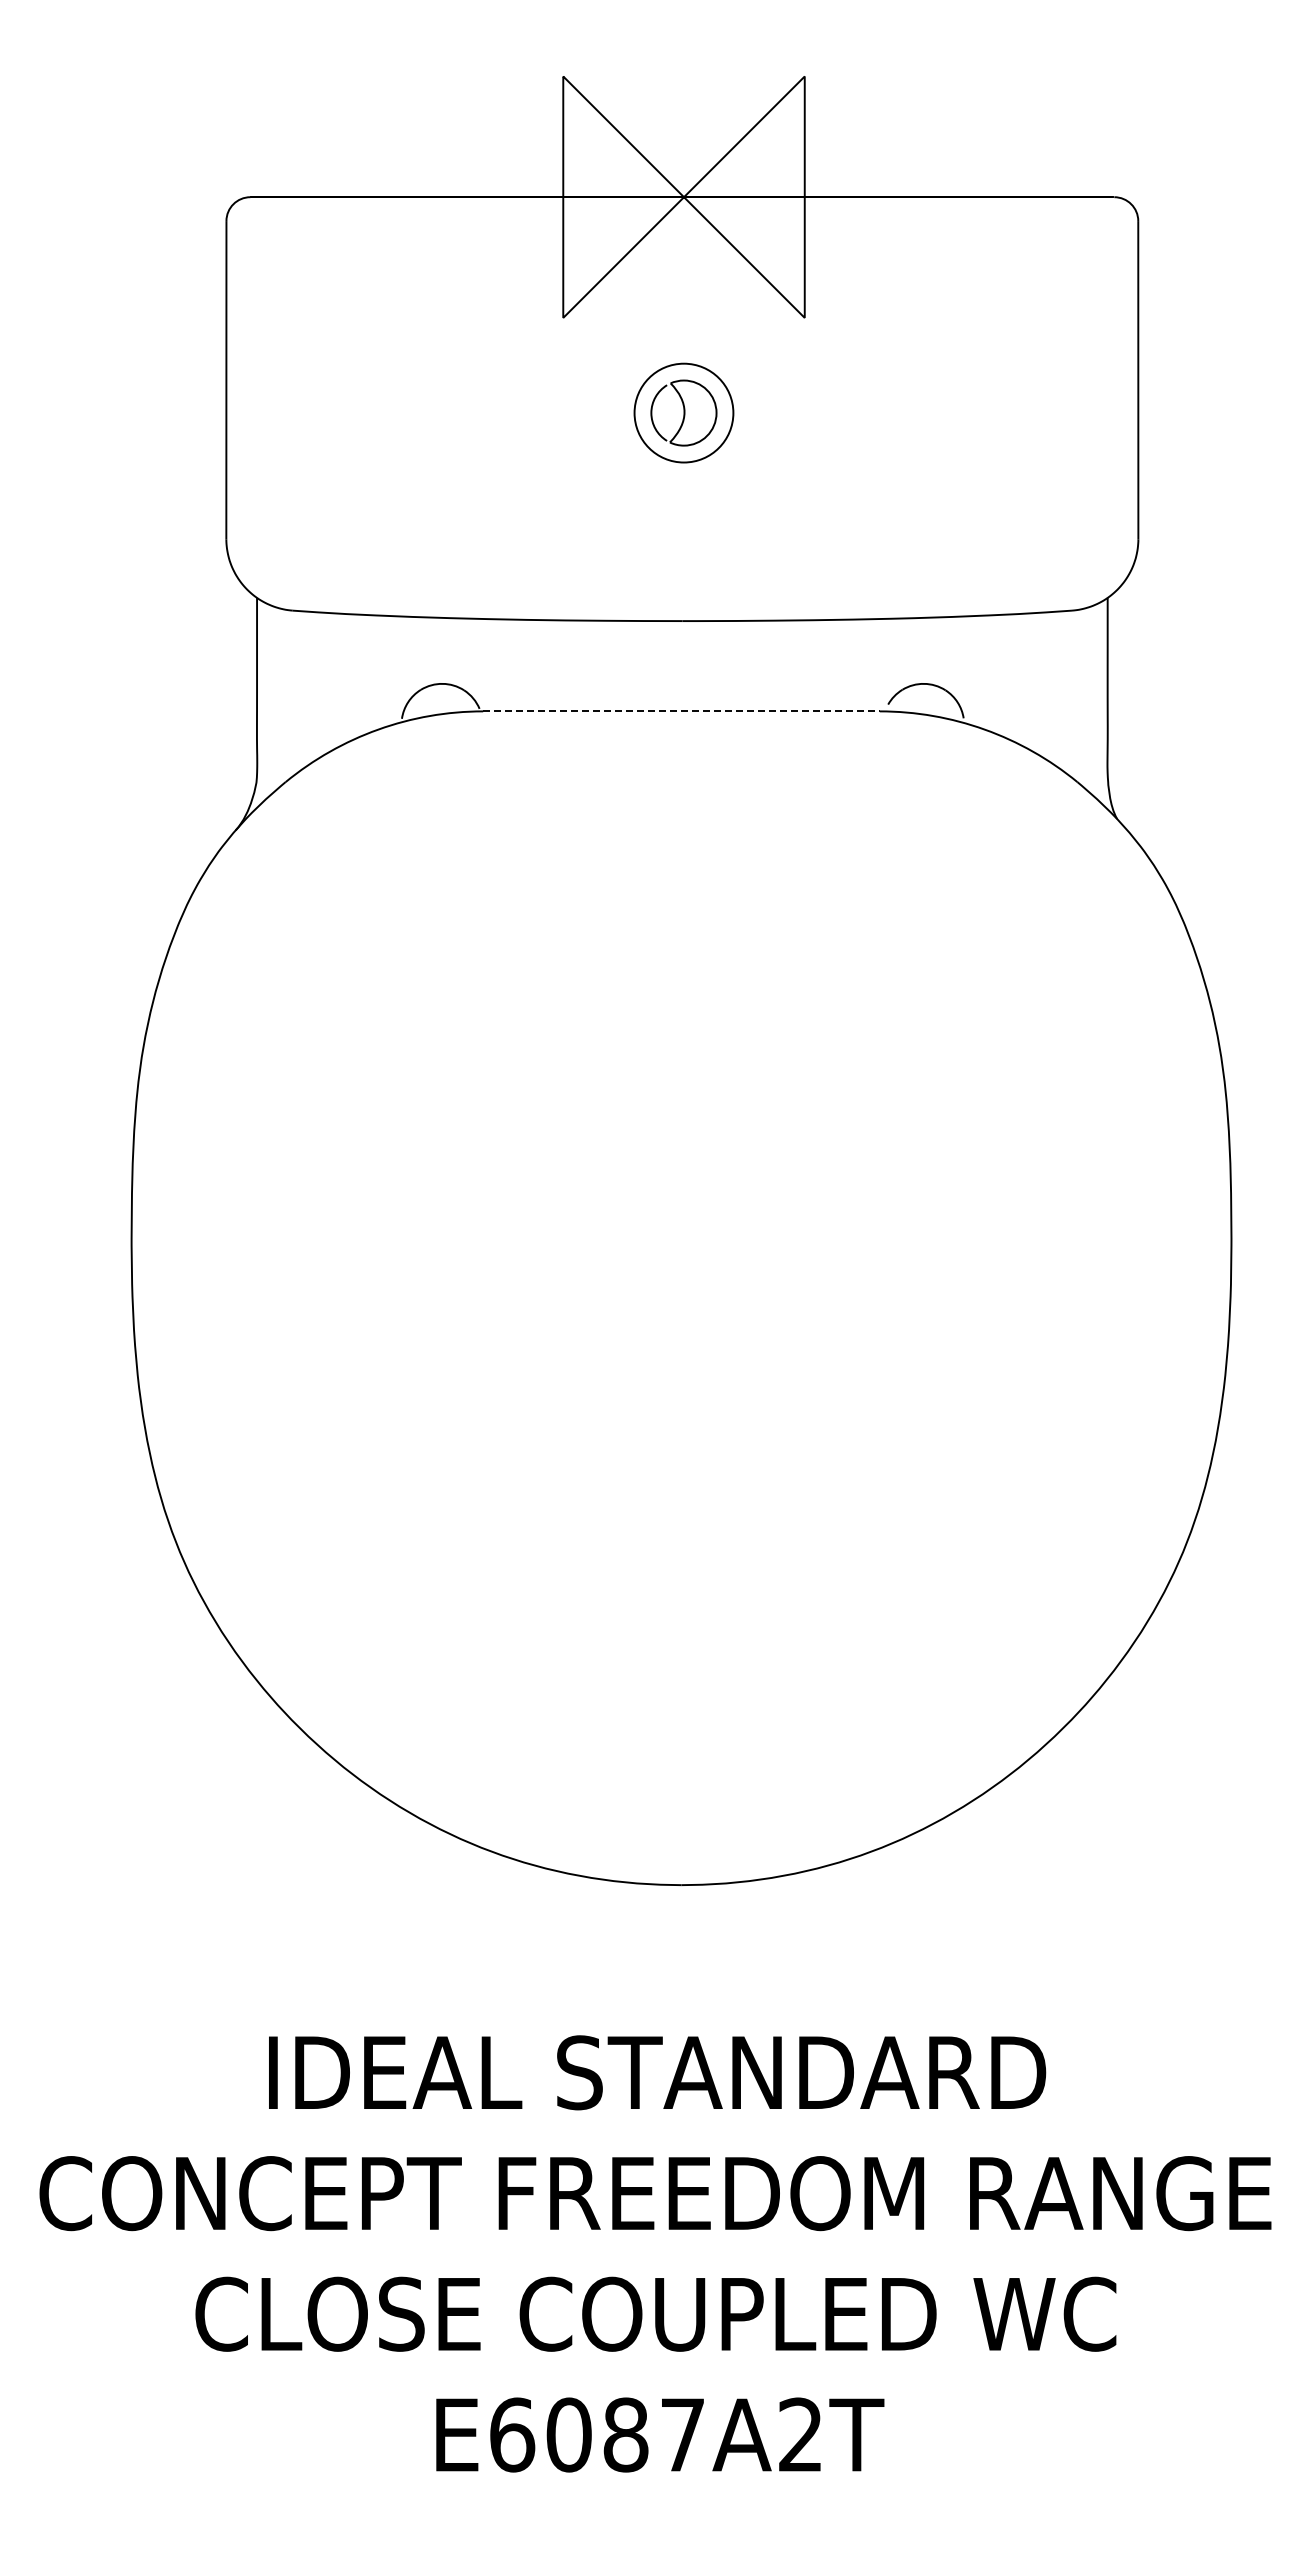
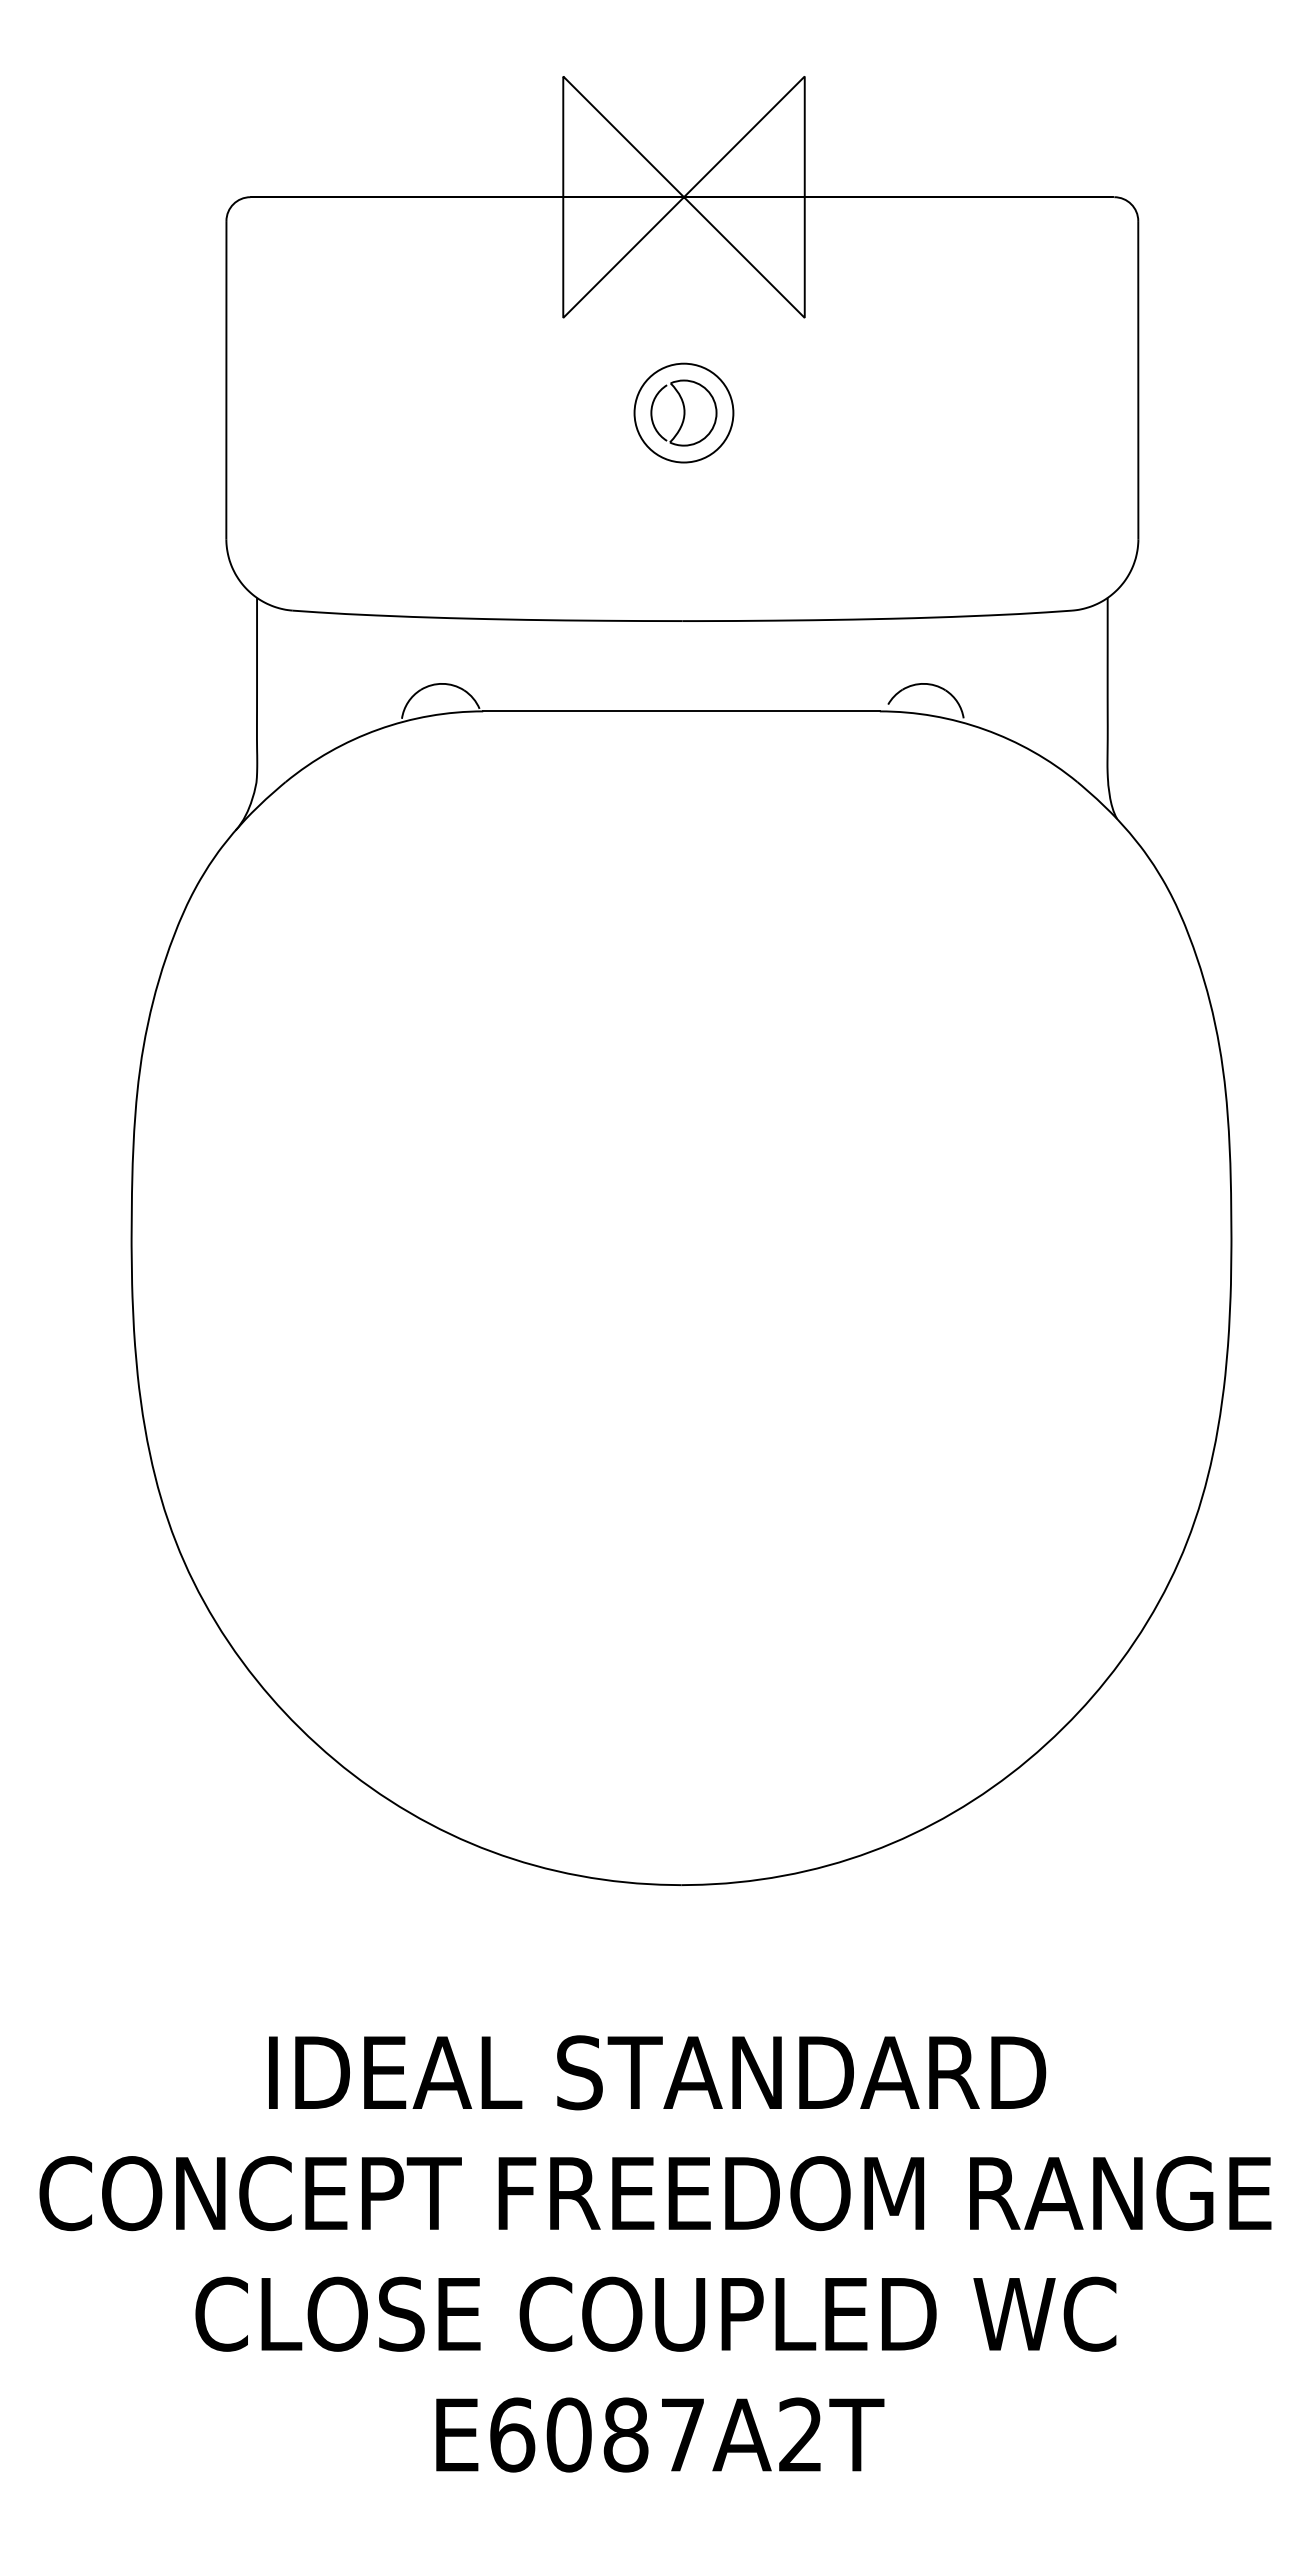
line: dashed -> solid (682, 711)
